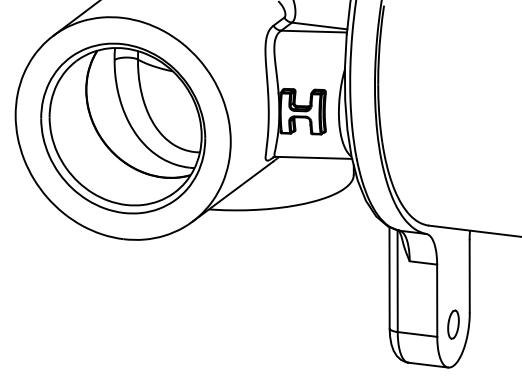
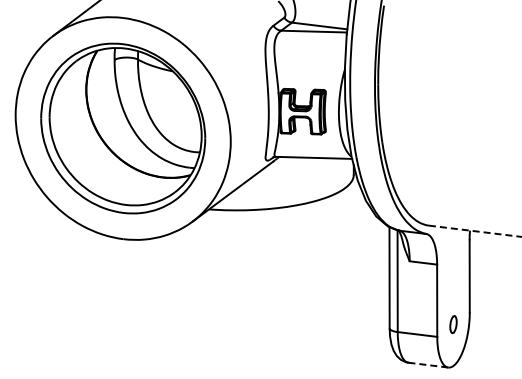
line: solid -> dashed (475, 231)
part size: 13x31 px -> 9x20 px (453, 324)
line: solid -> dashed (428, 365)
